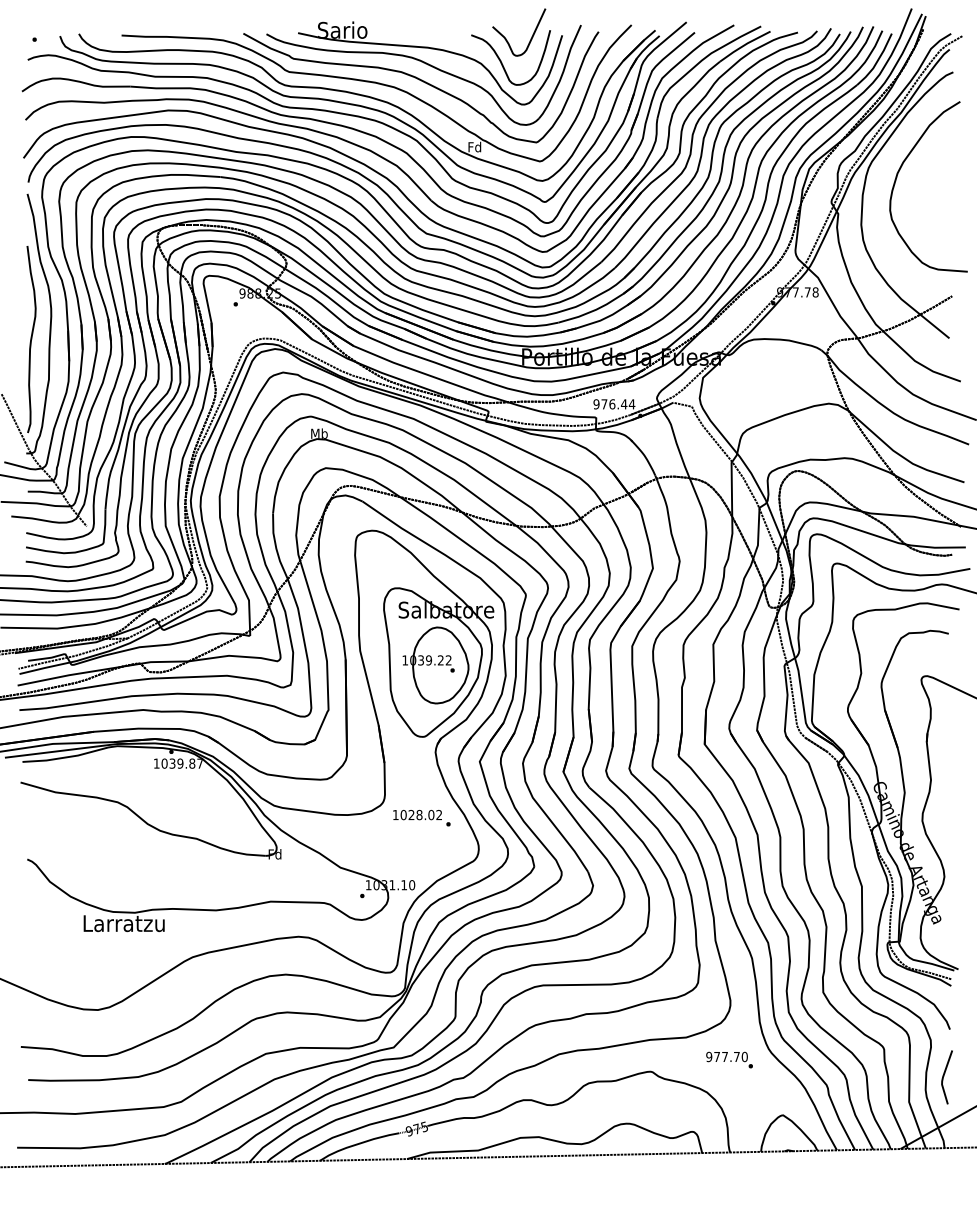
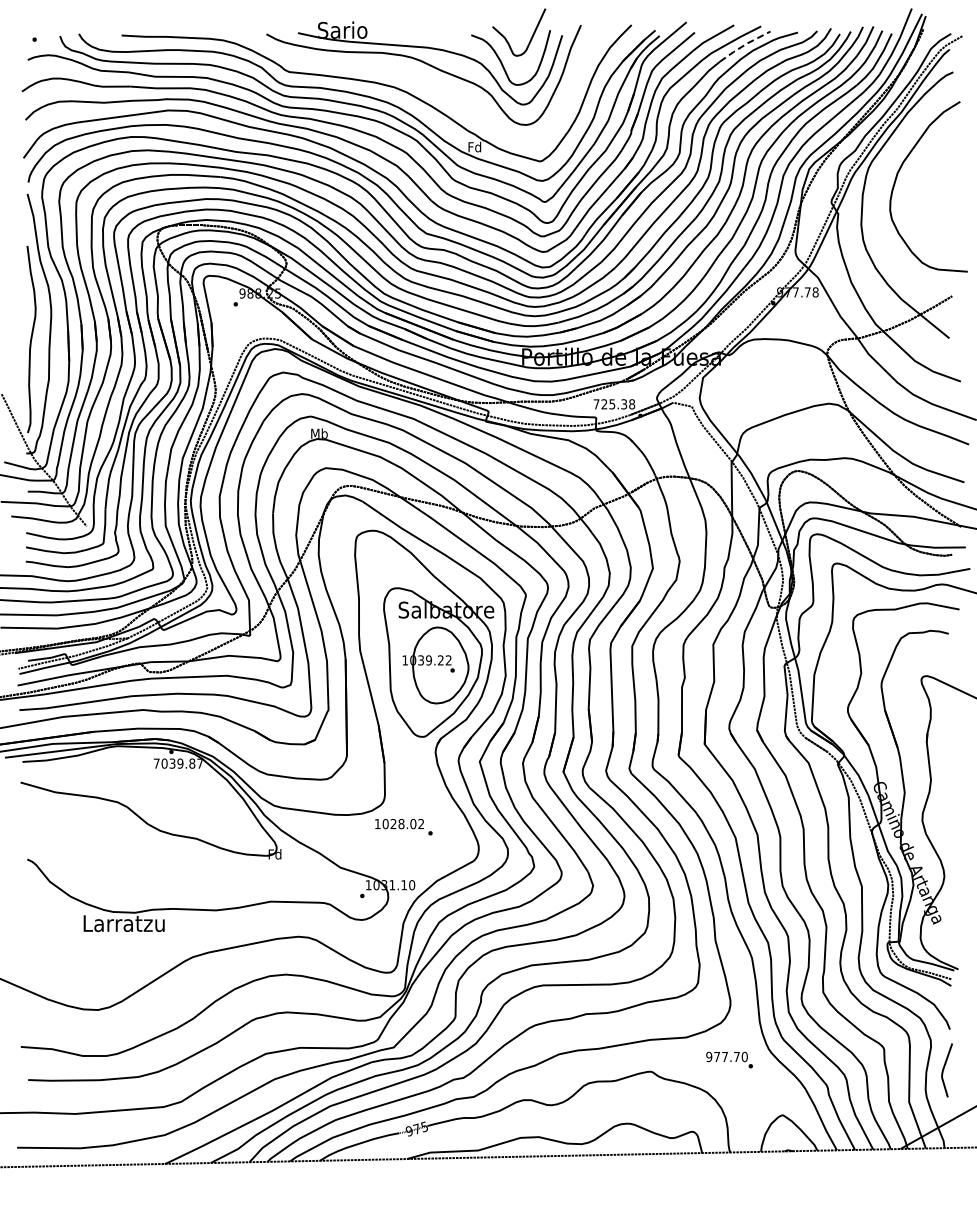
line: solid -> dashed (744, 45)
curve: present -> none (423, 82)
text: 976.44 -> 725.38 (614, 404)
text: 1039.87 -> 7039.87 (156, 763)
text position: (421, 818) -> (403, 827) (403, 827)
line position: (944, 1076) -> (944, 1069) (944, 1069)
